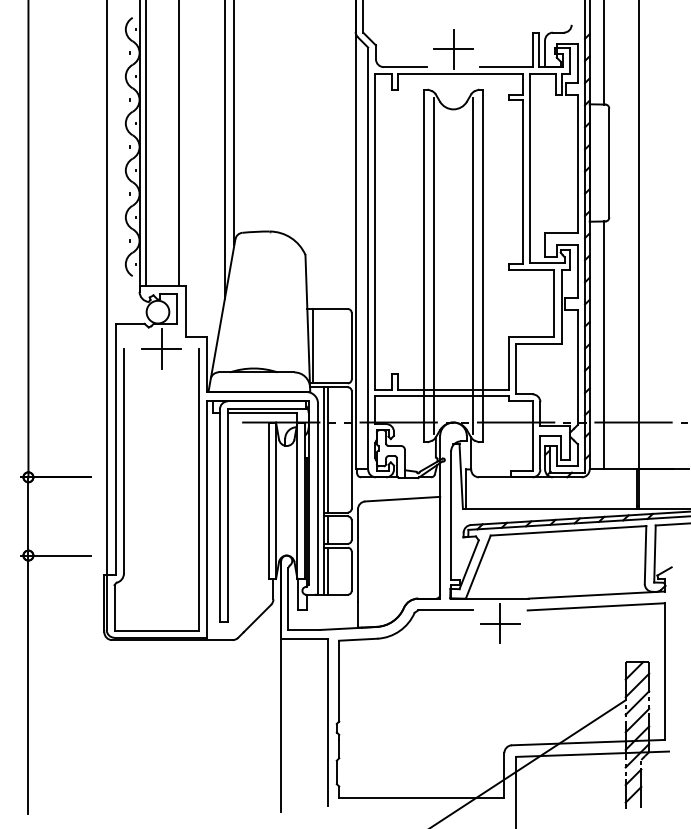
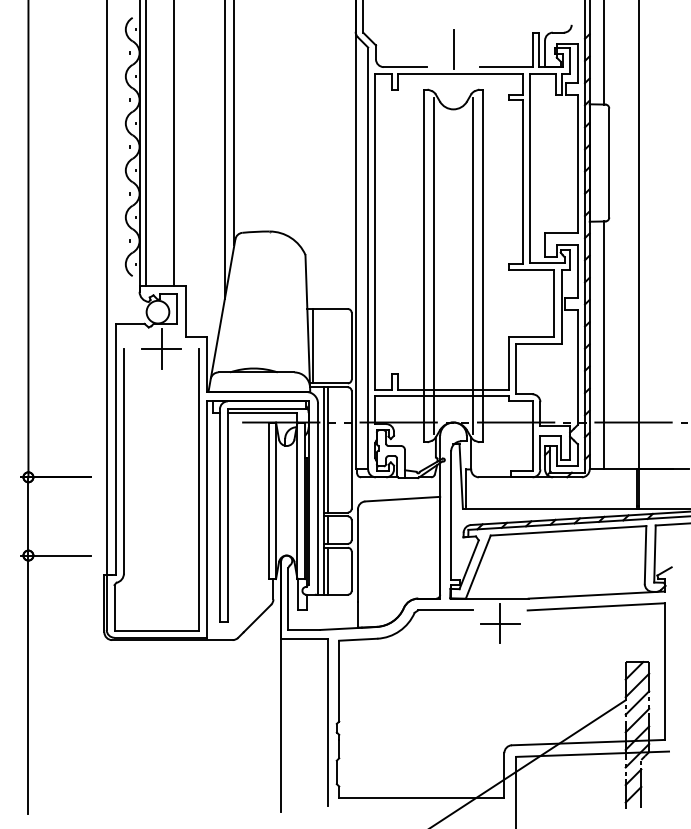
line: present -> none (453, 49)
line position: (178, 143) -> (173, 143) (173, 143)
